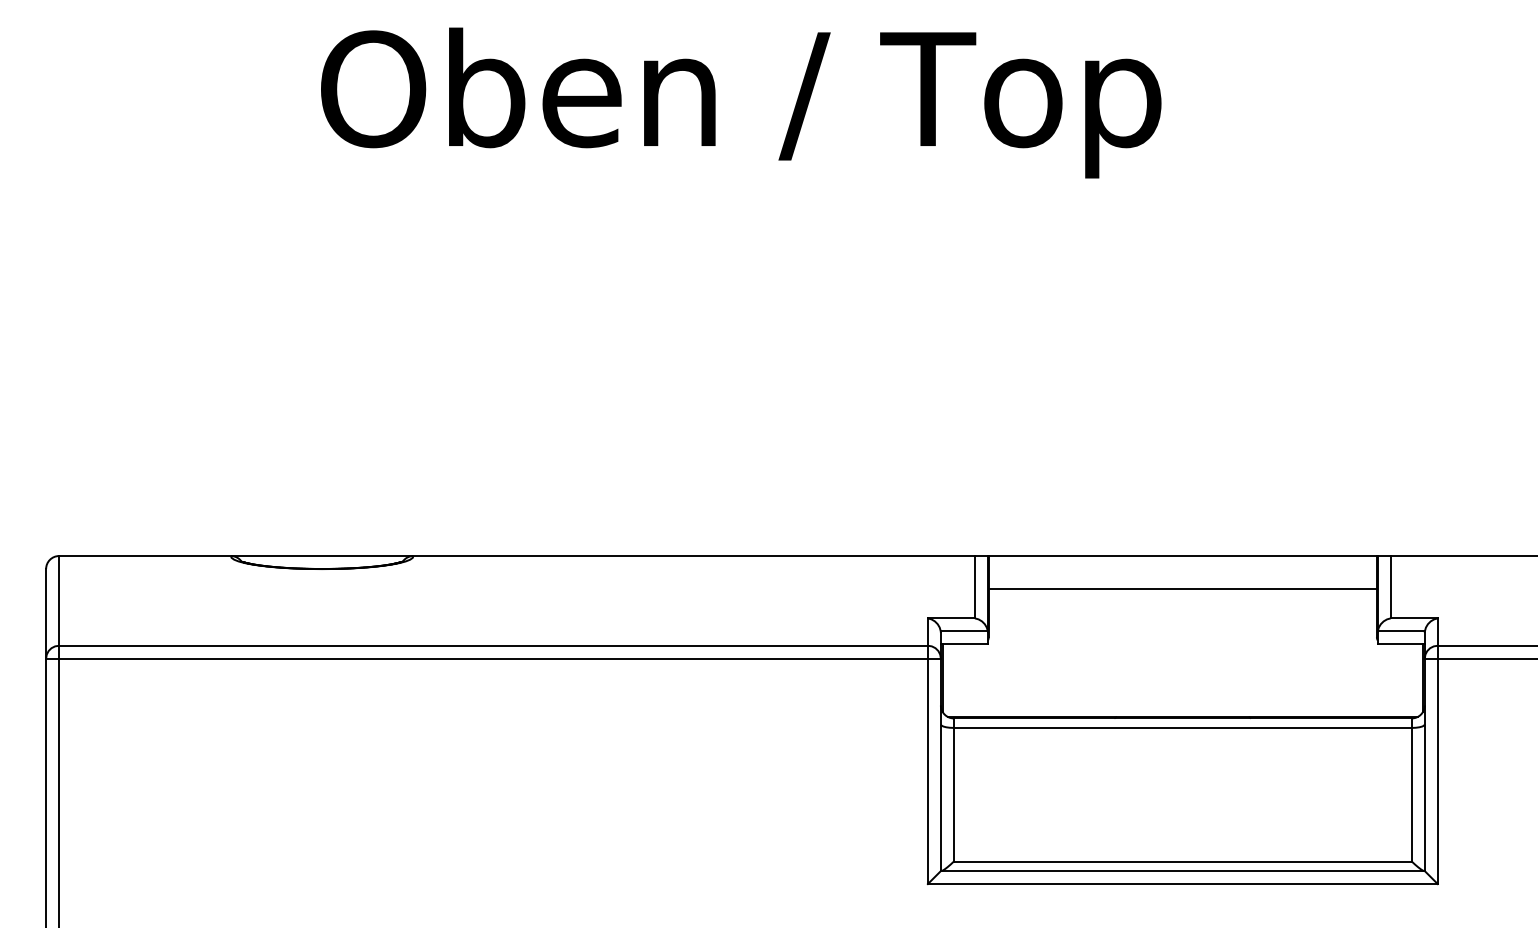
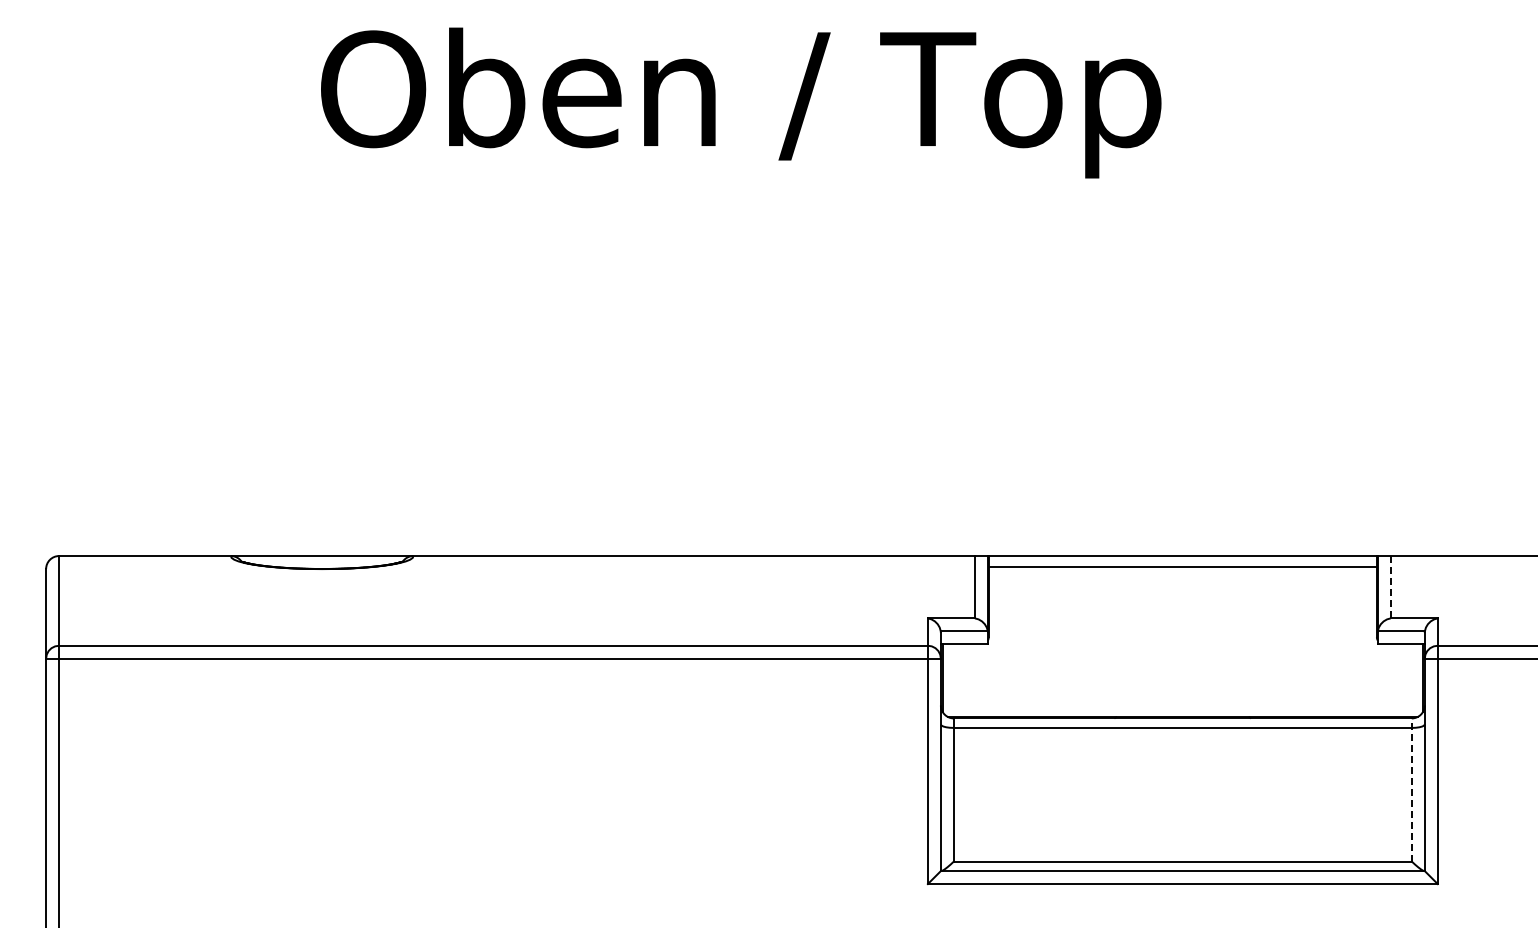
line: solid -> dashed (1390, 587)
line position: (1182, 588) -> (1182, 566) (1182, 566)
line: solid -> dashed (1411, 789)
